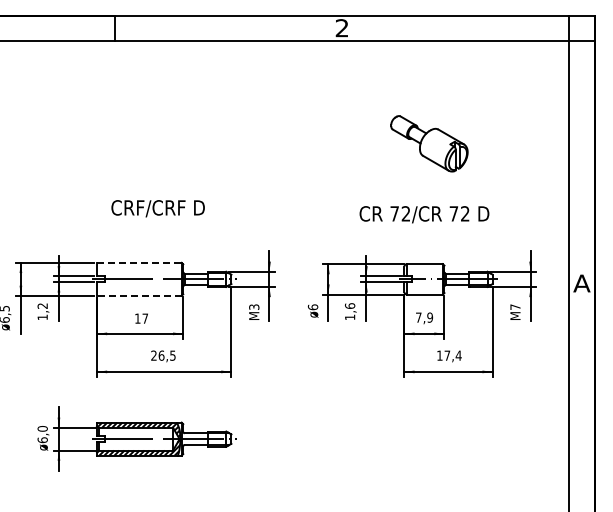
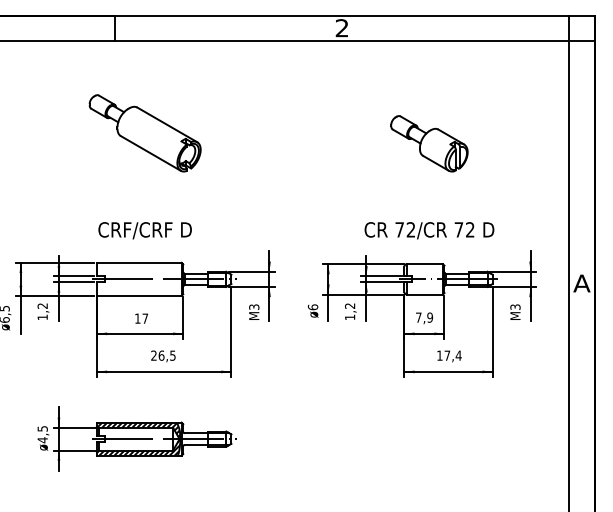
part: none -> present (144, 133)
text position: (157, 208) -> (144, 230) (144, 230)
text position: (424, 214) -> (429, 230) (429, 230)
line: dashed -> solid (139, 262)
line: dashed -> solid (138, 295)
text: 1,6 -> 1,2 (349, 305)
text: M7 -> M3 (515, 306)
text: 6,0 -> 4,5 (42, 434)
